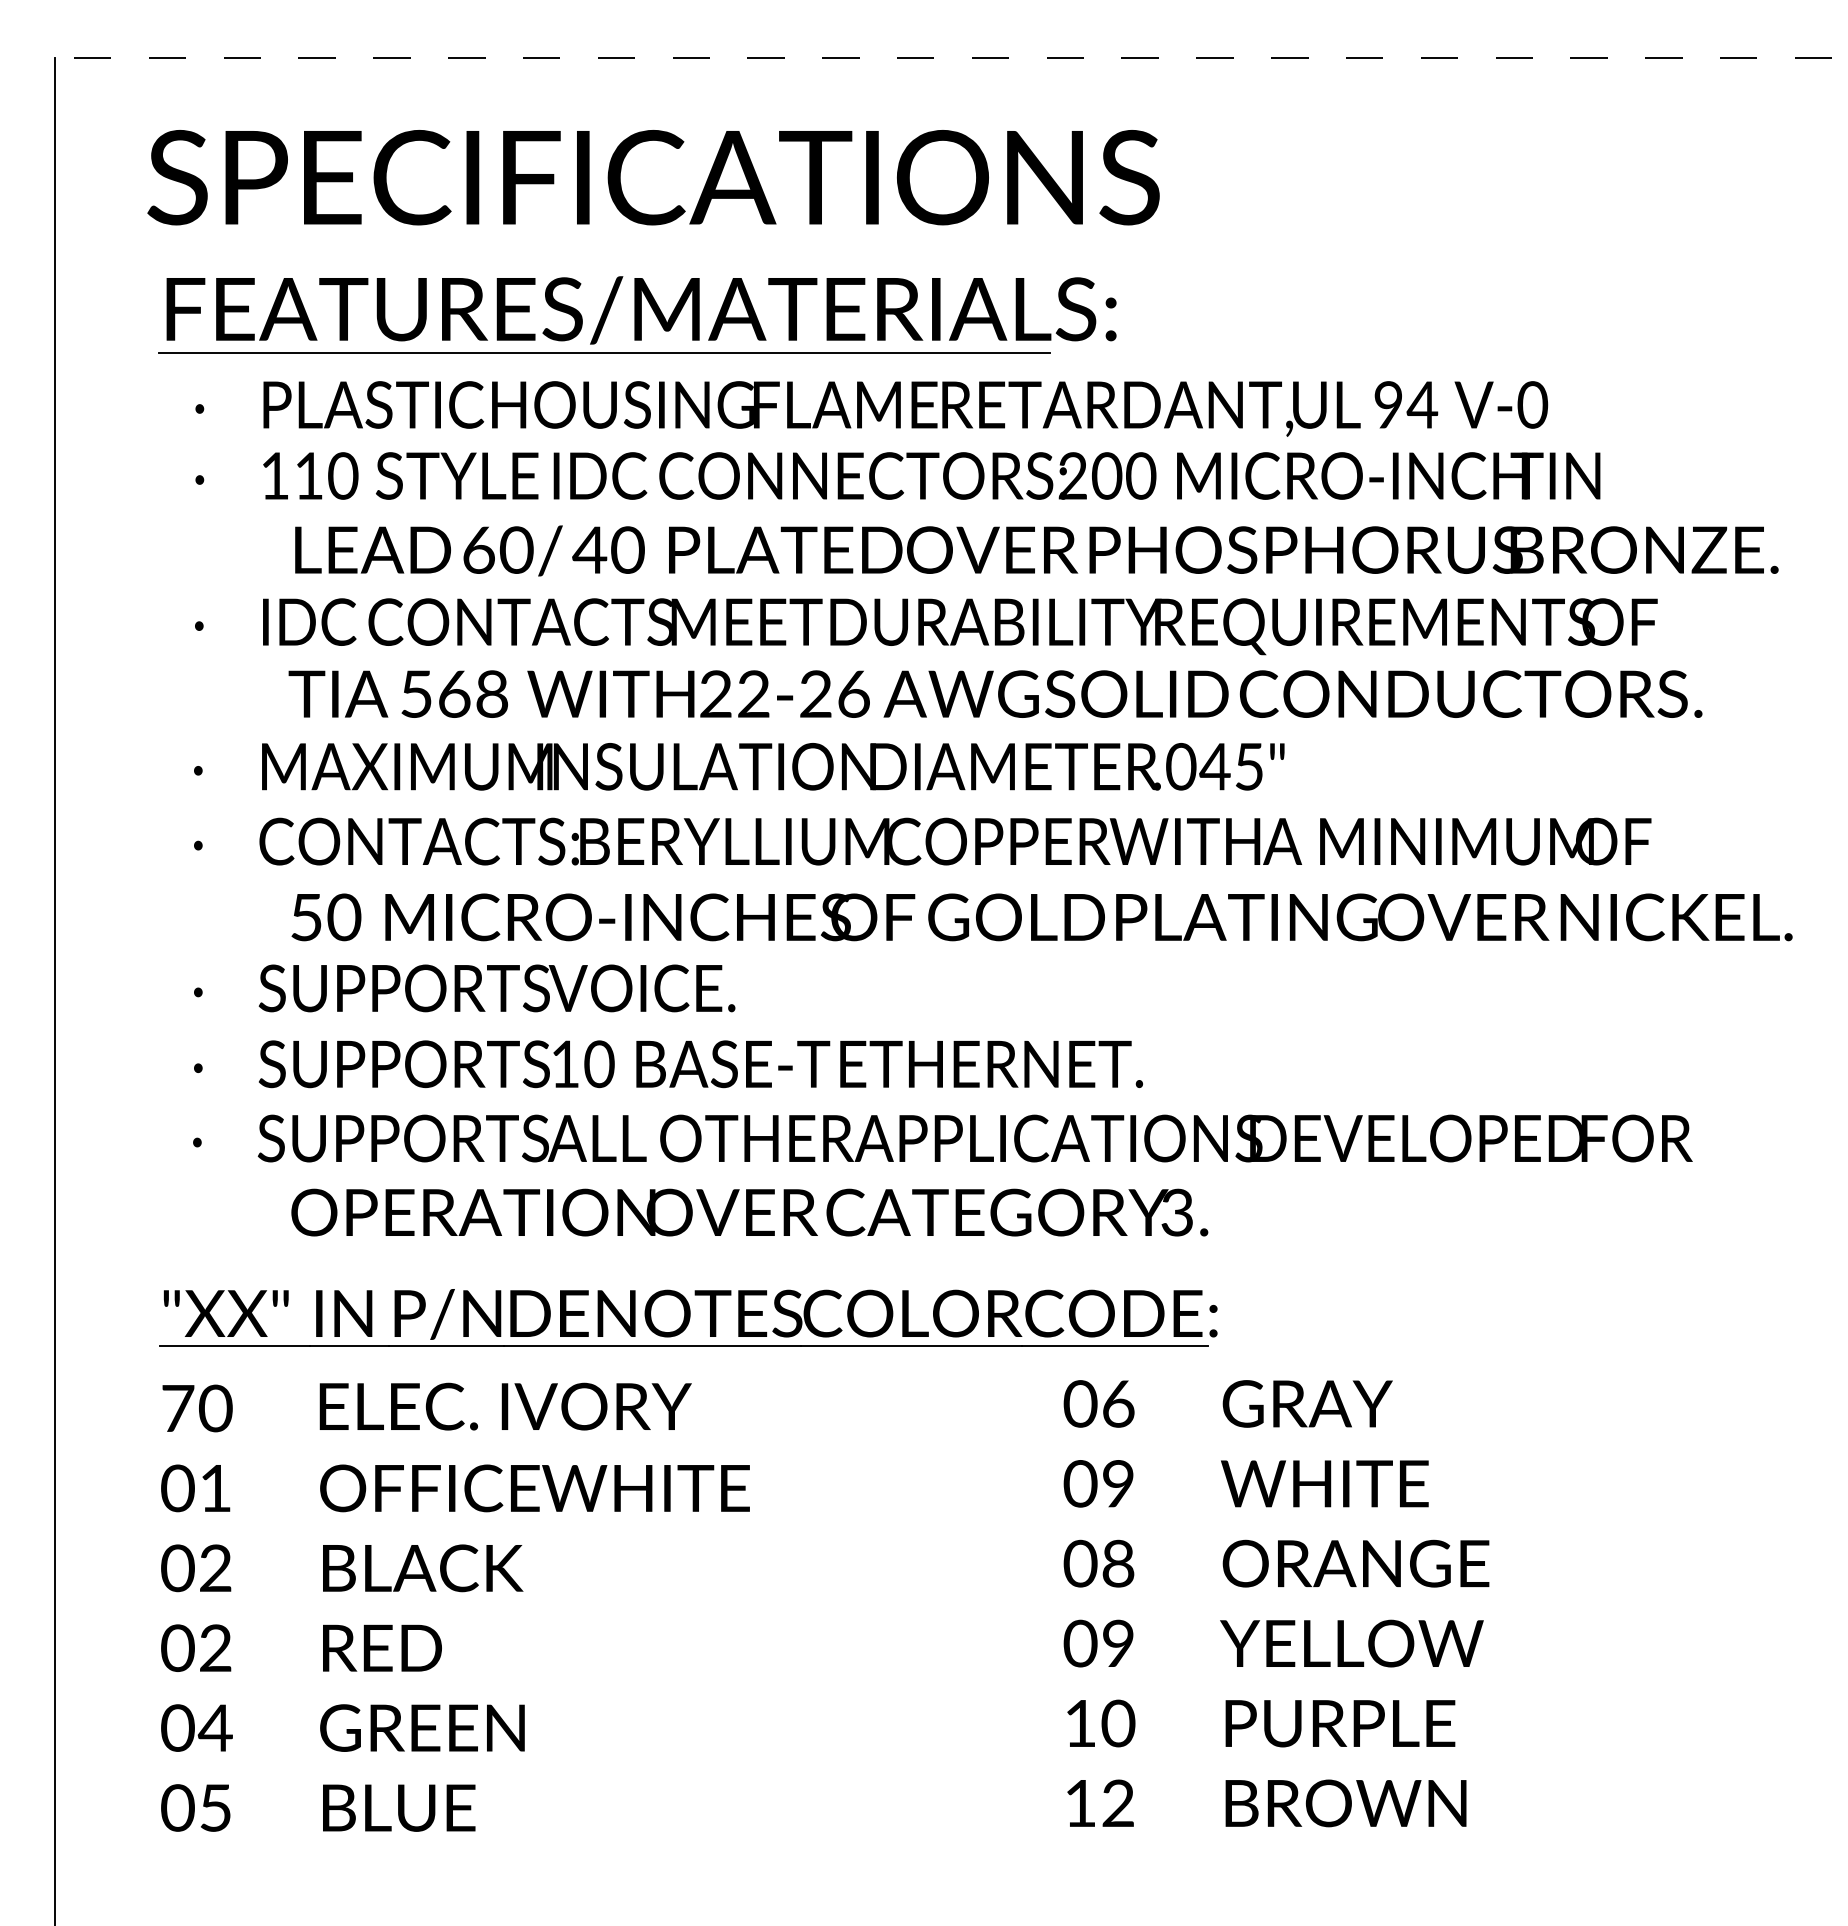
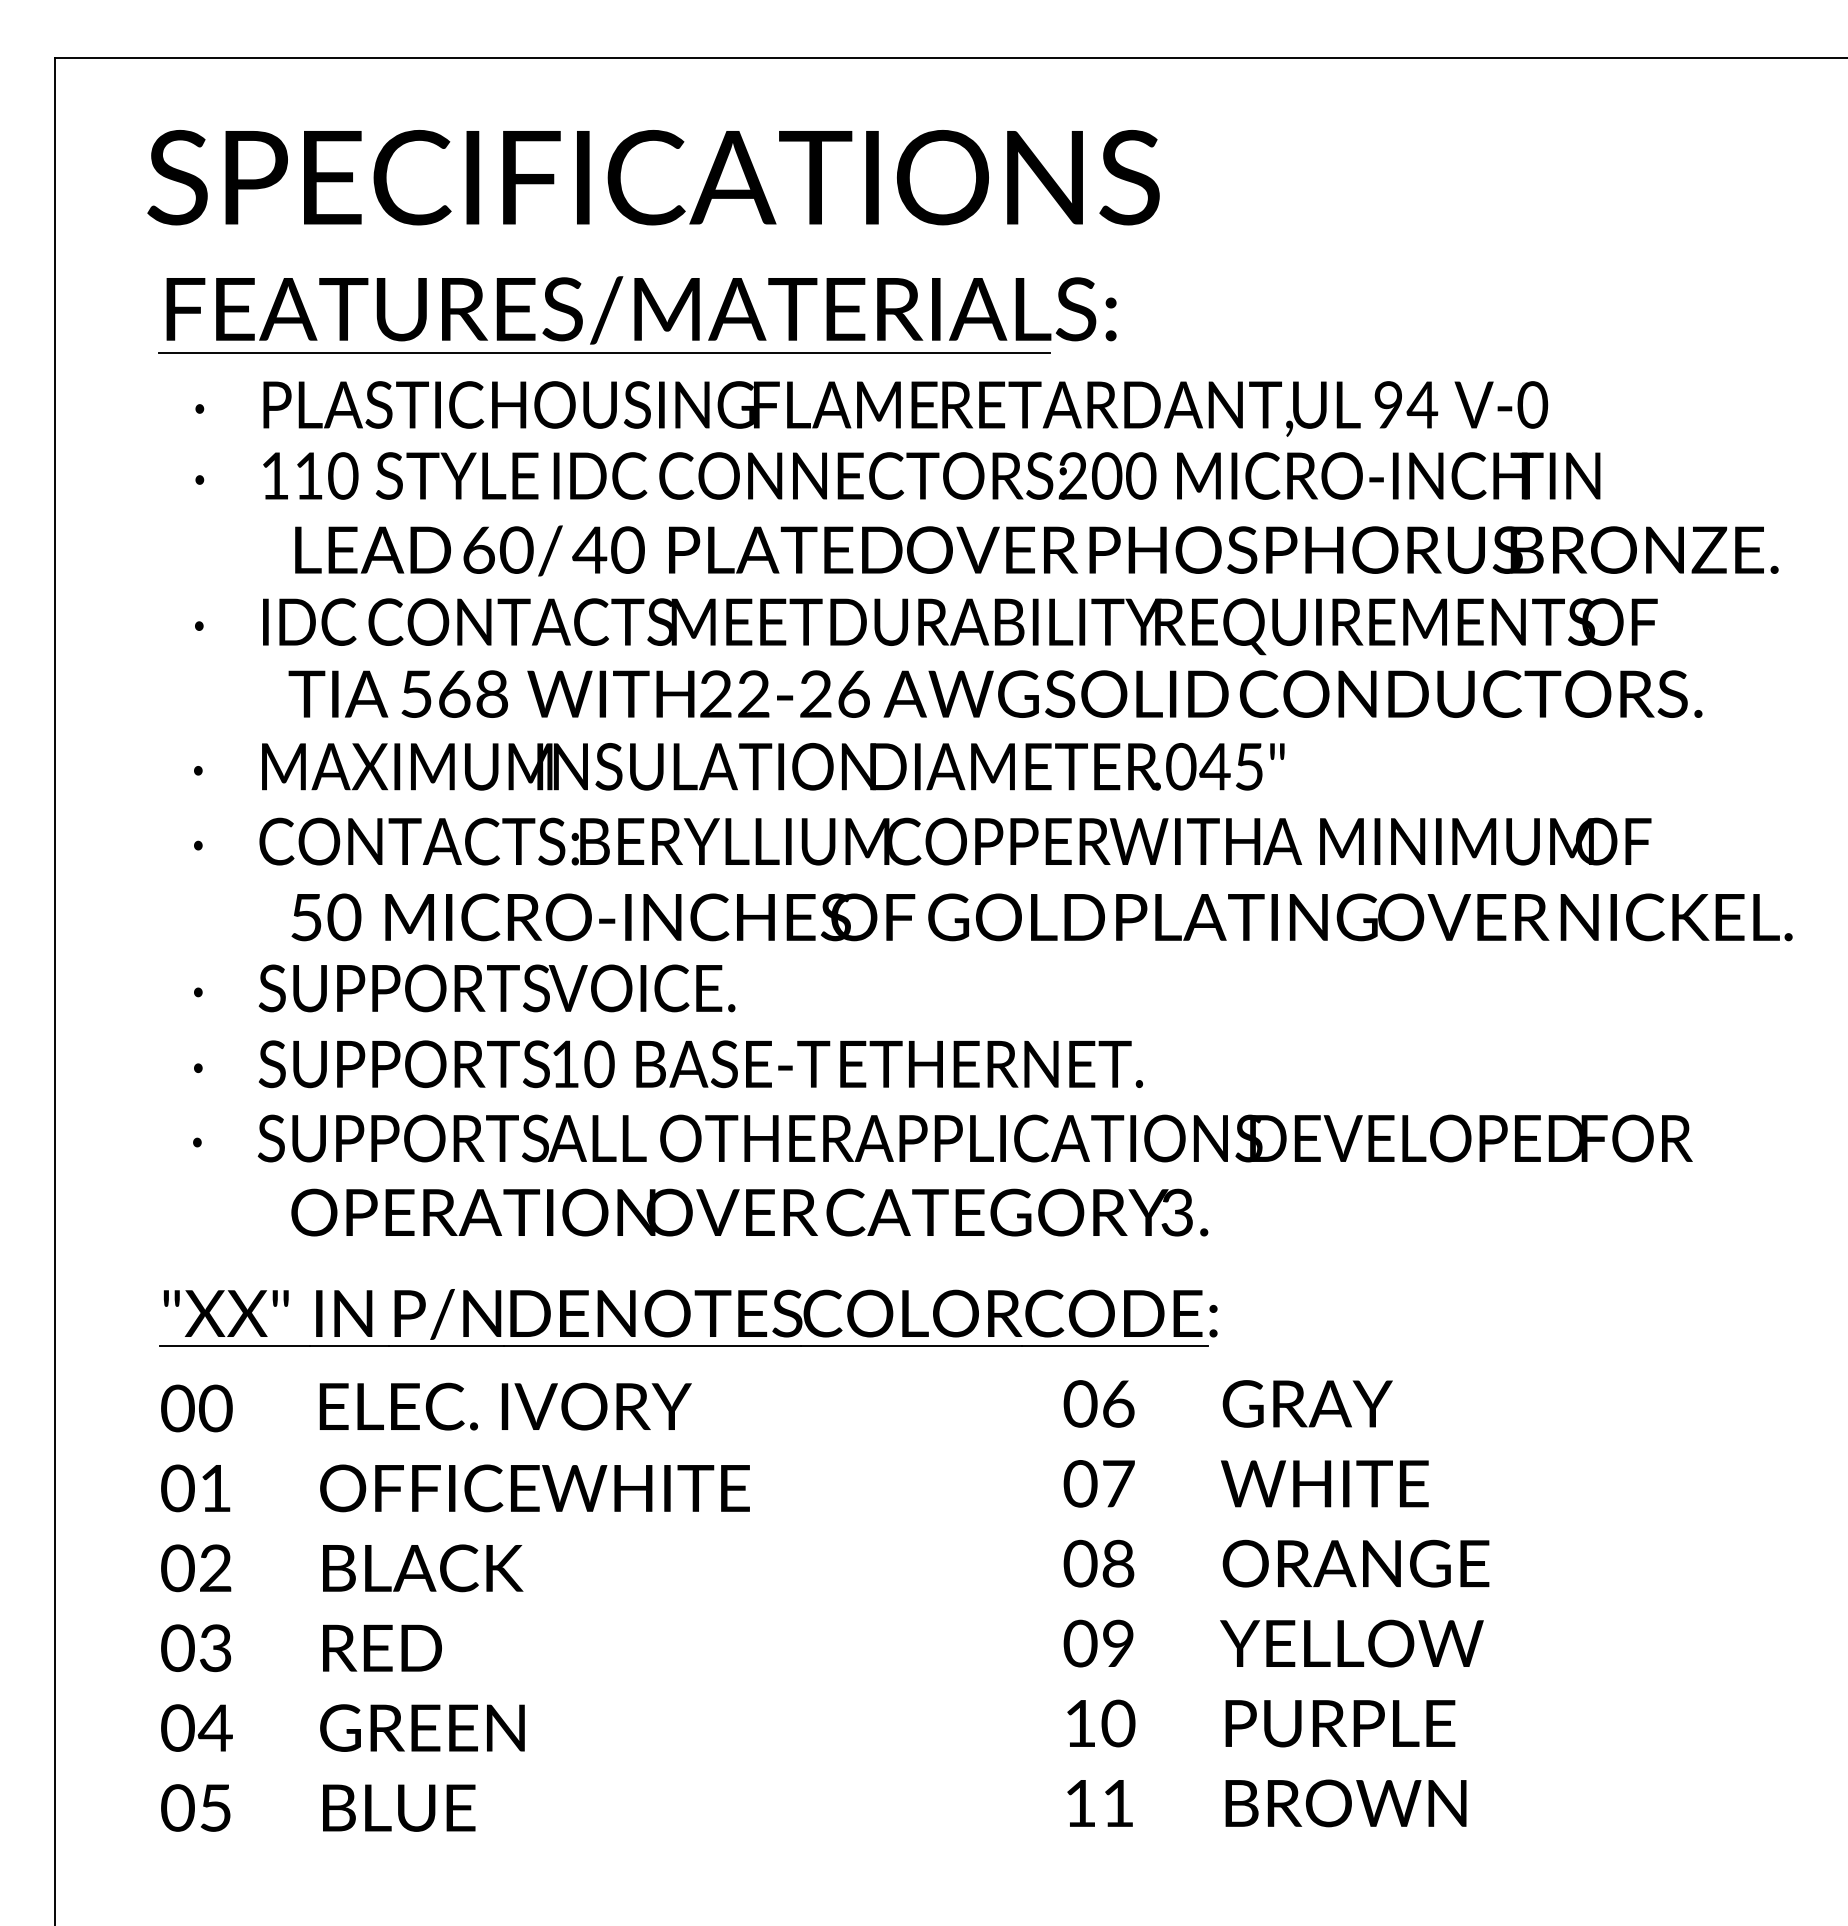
line: dashed -> solid (951, 57)
text: 70 -> 00 (177, 1408)
text: 09 -> 07 (1118, 1483)
text: 02 -> 03 (215, 1649)
text: 12 -> 11 (1117, 1802)
